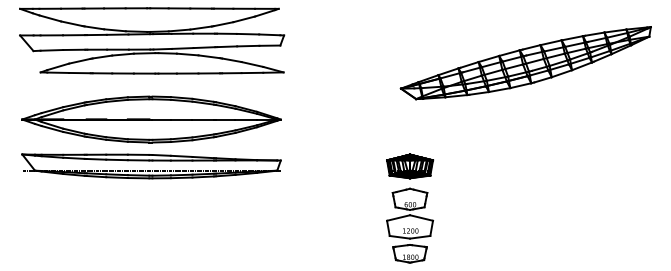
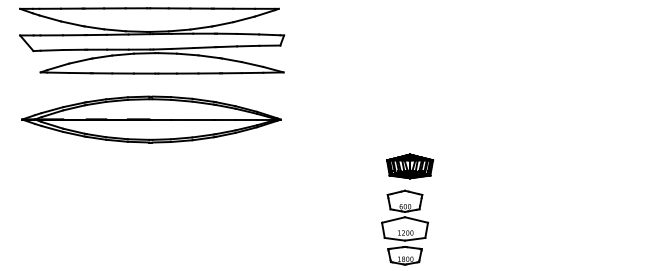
part: present -> none (525, 63)
part: present -> none (151, 166)
part position: (410, 225) -> (405, 227) (405, 227)
